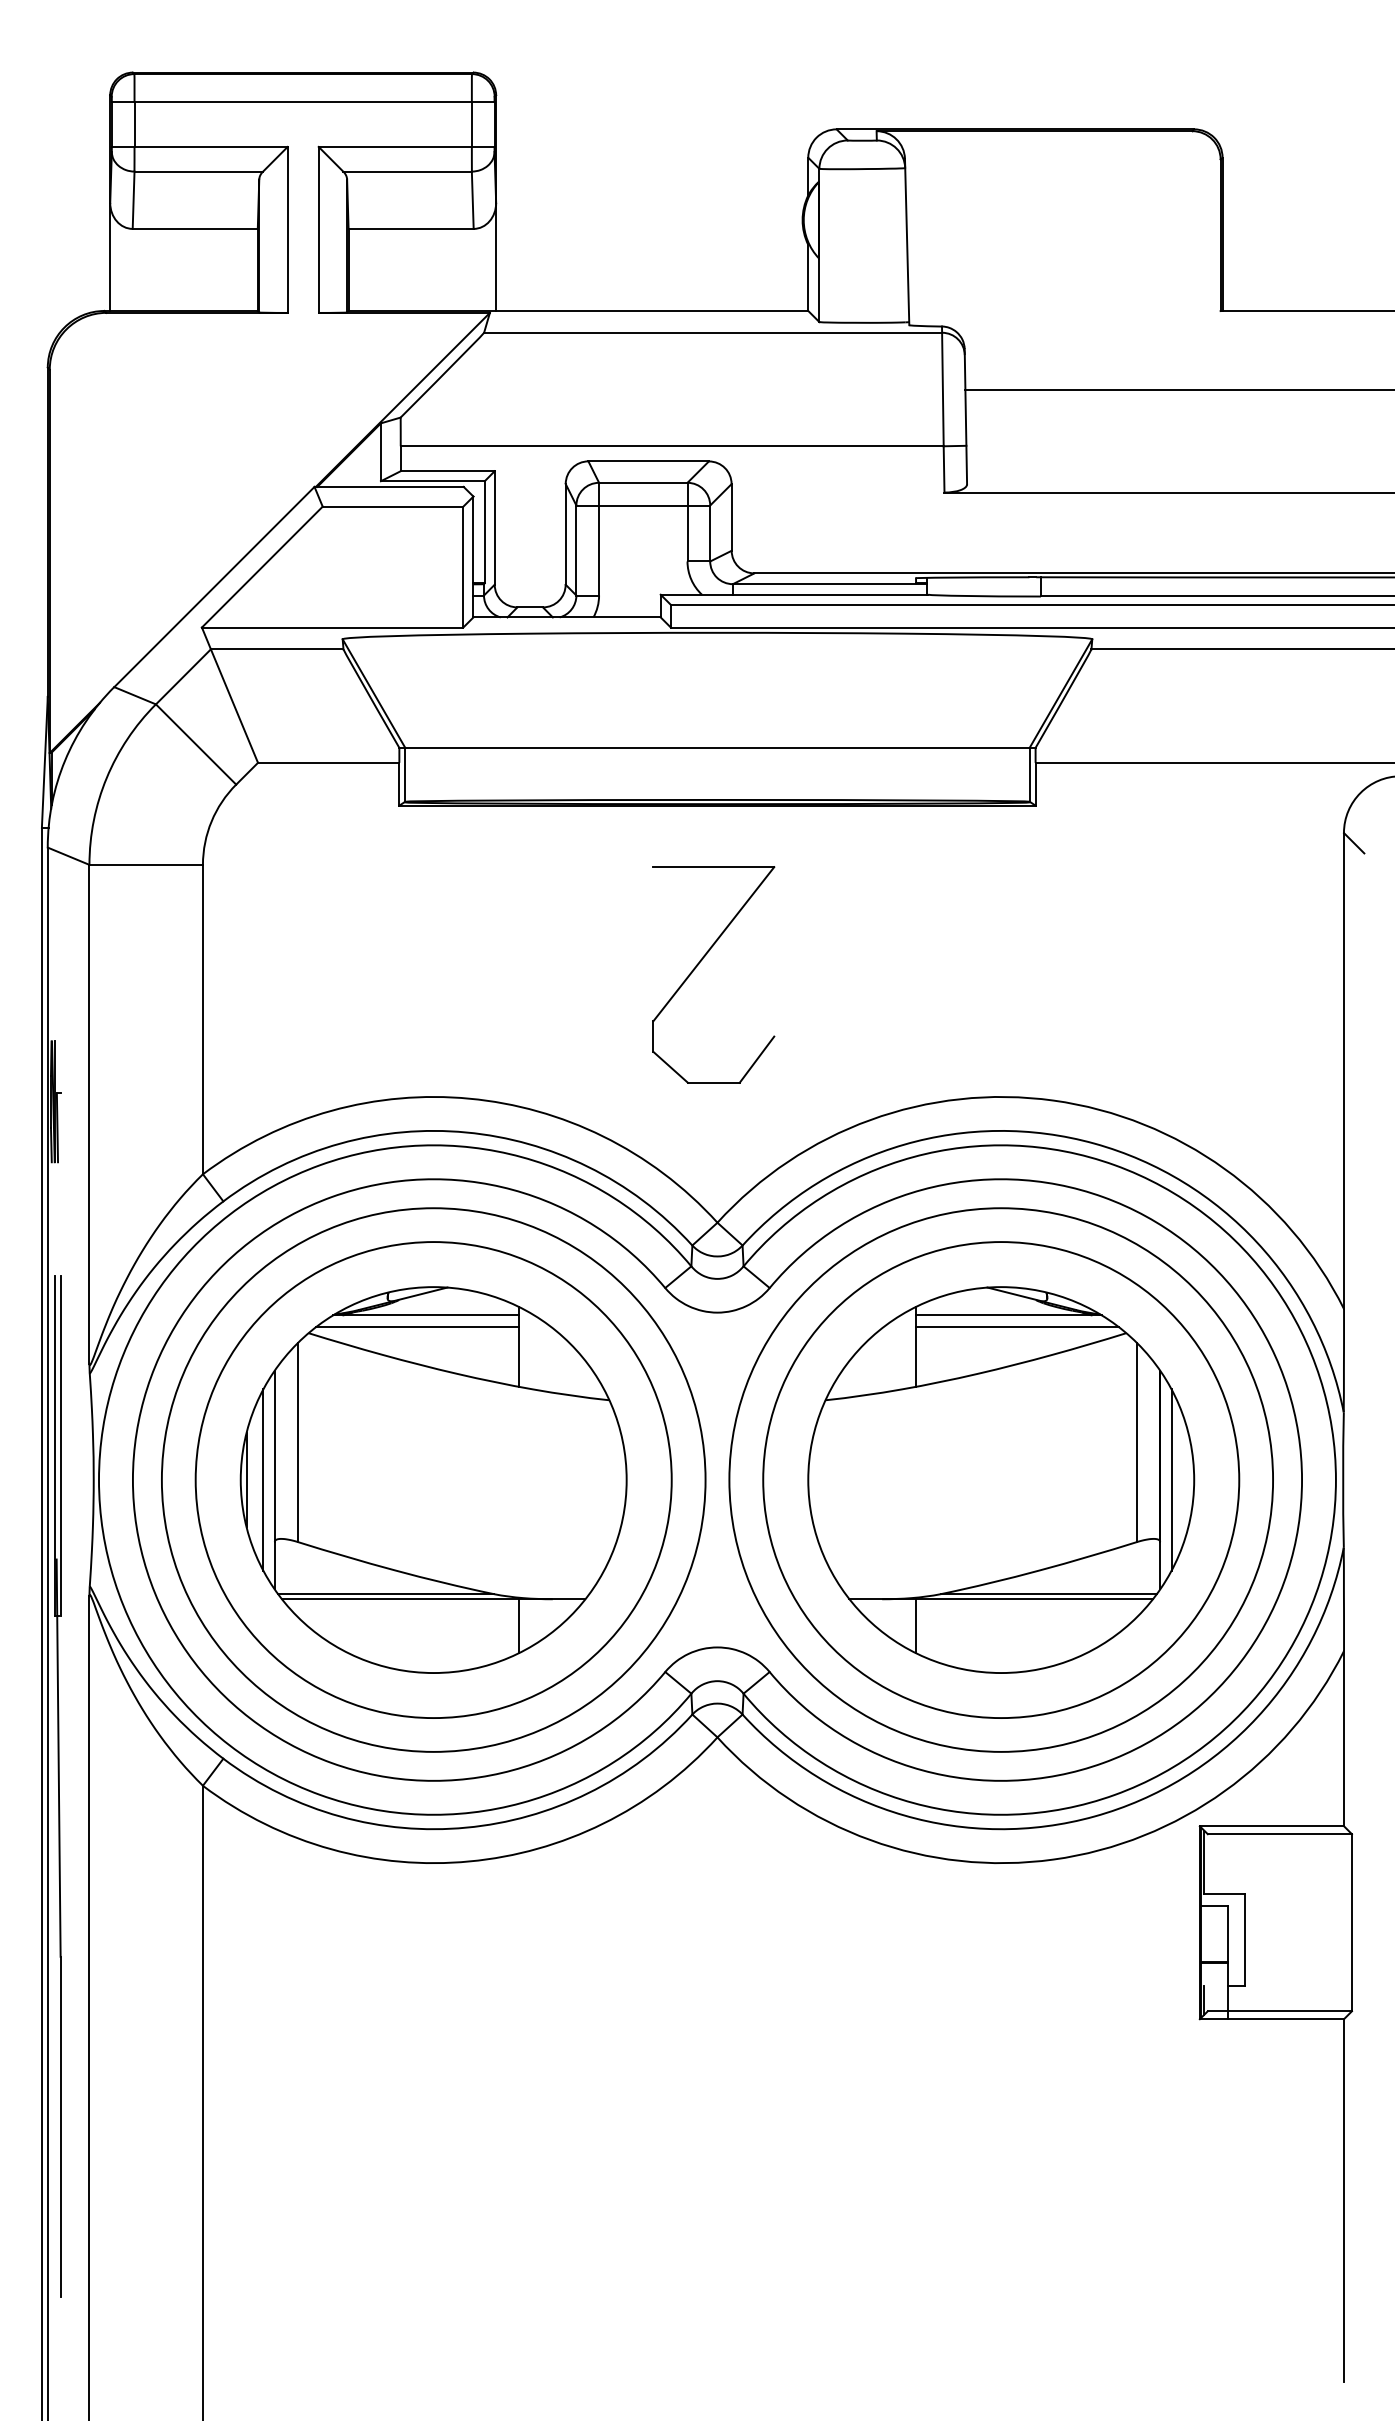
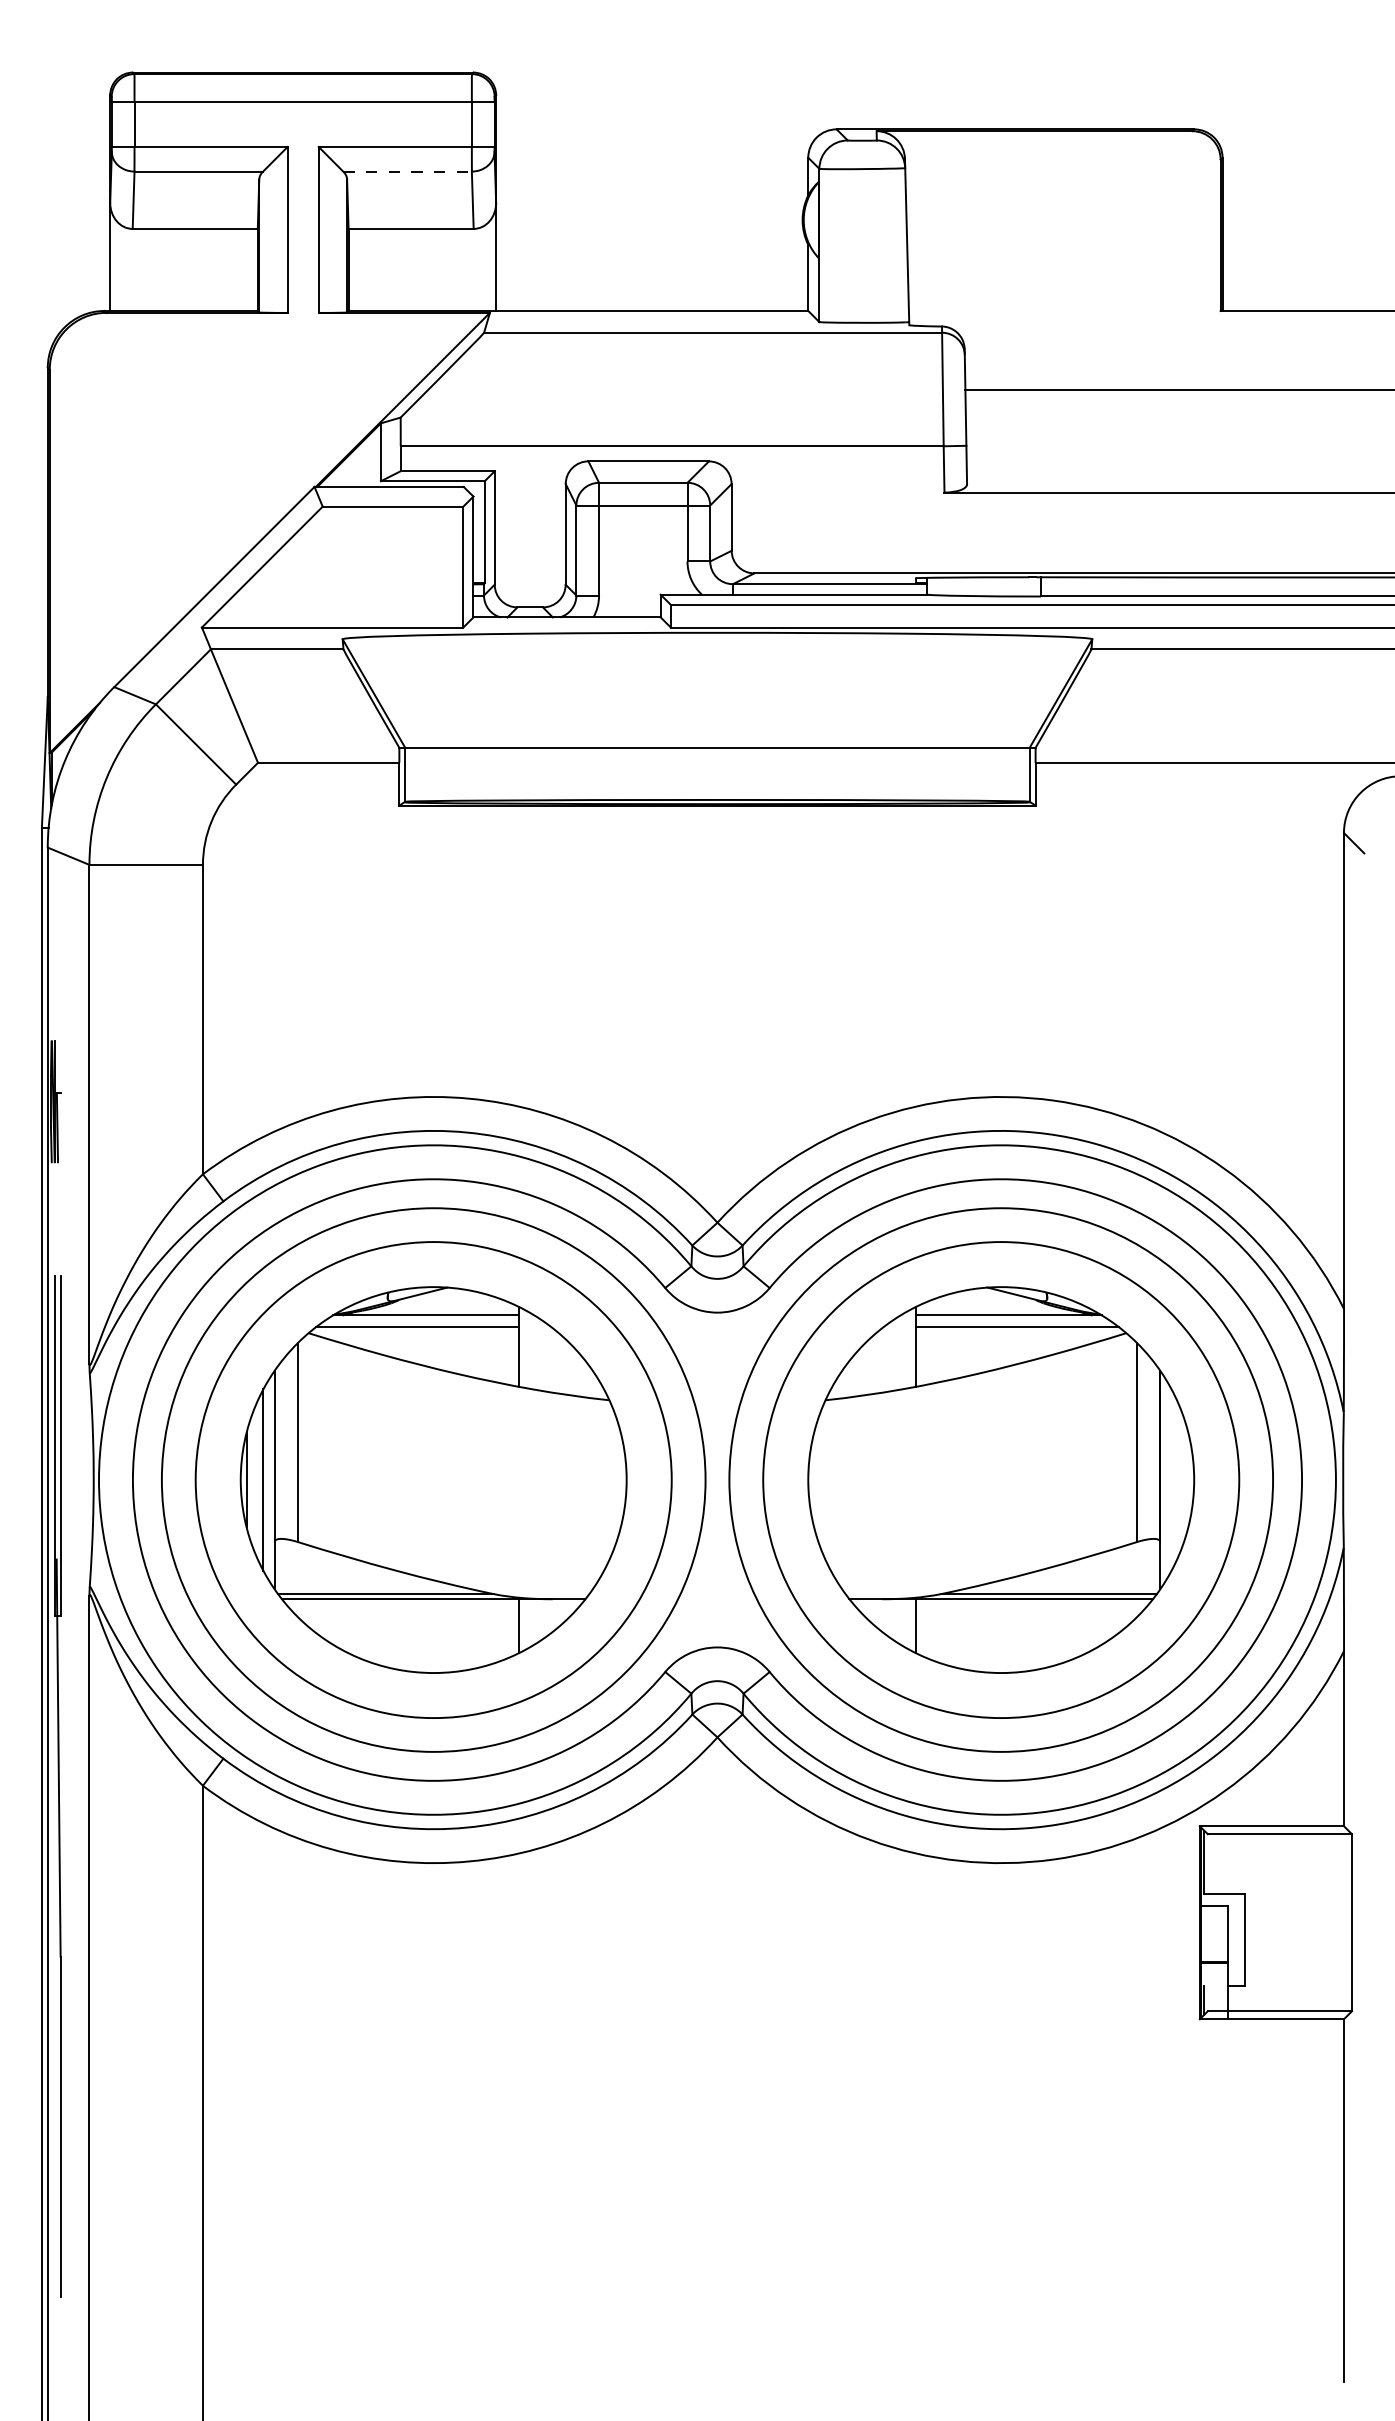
line: solid -> dashed (408, 171)
part: present -> none (699, 964)
line: present -> none (1171, 1479)
